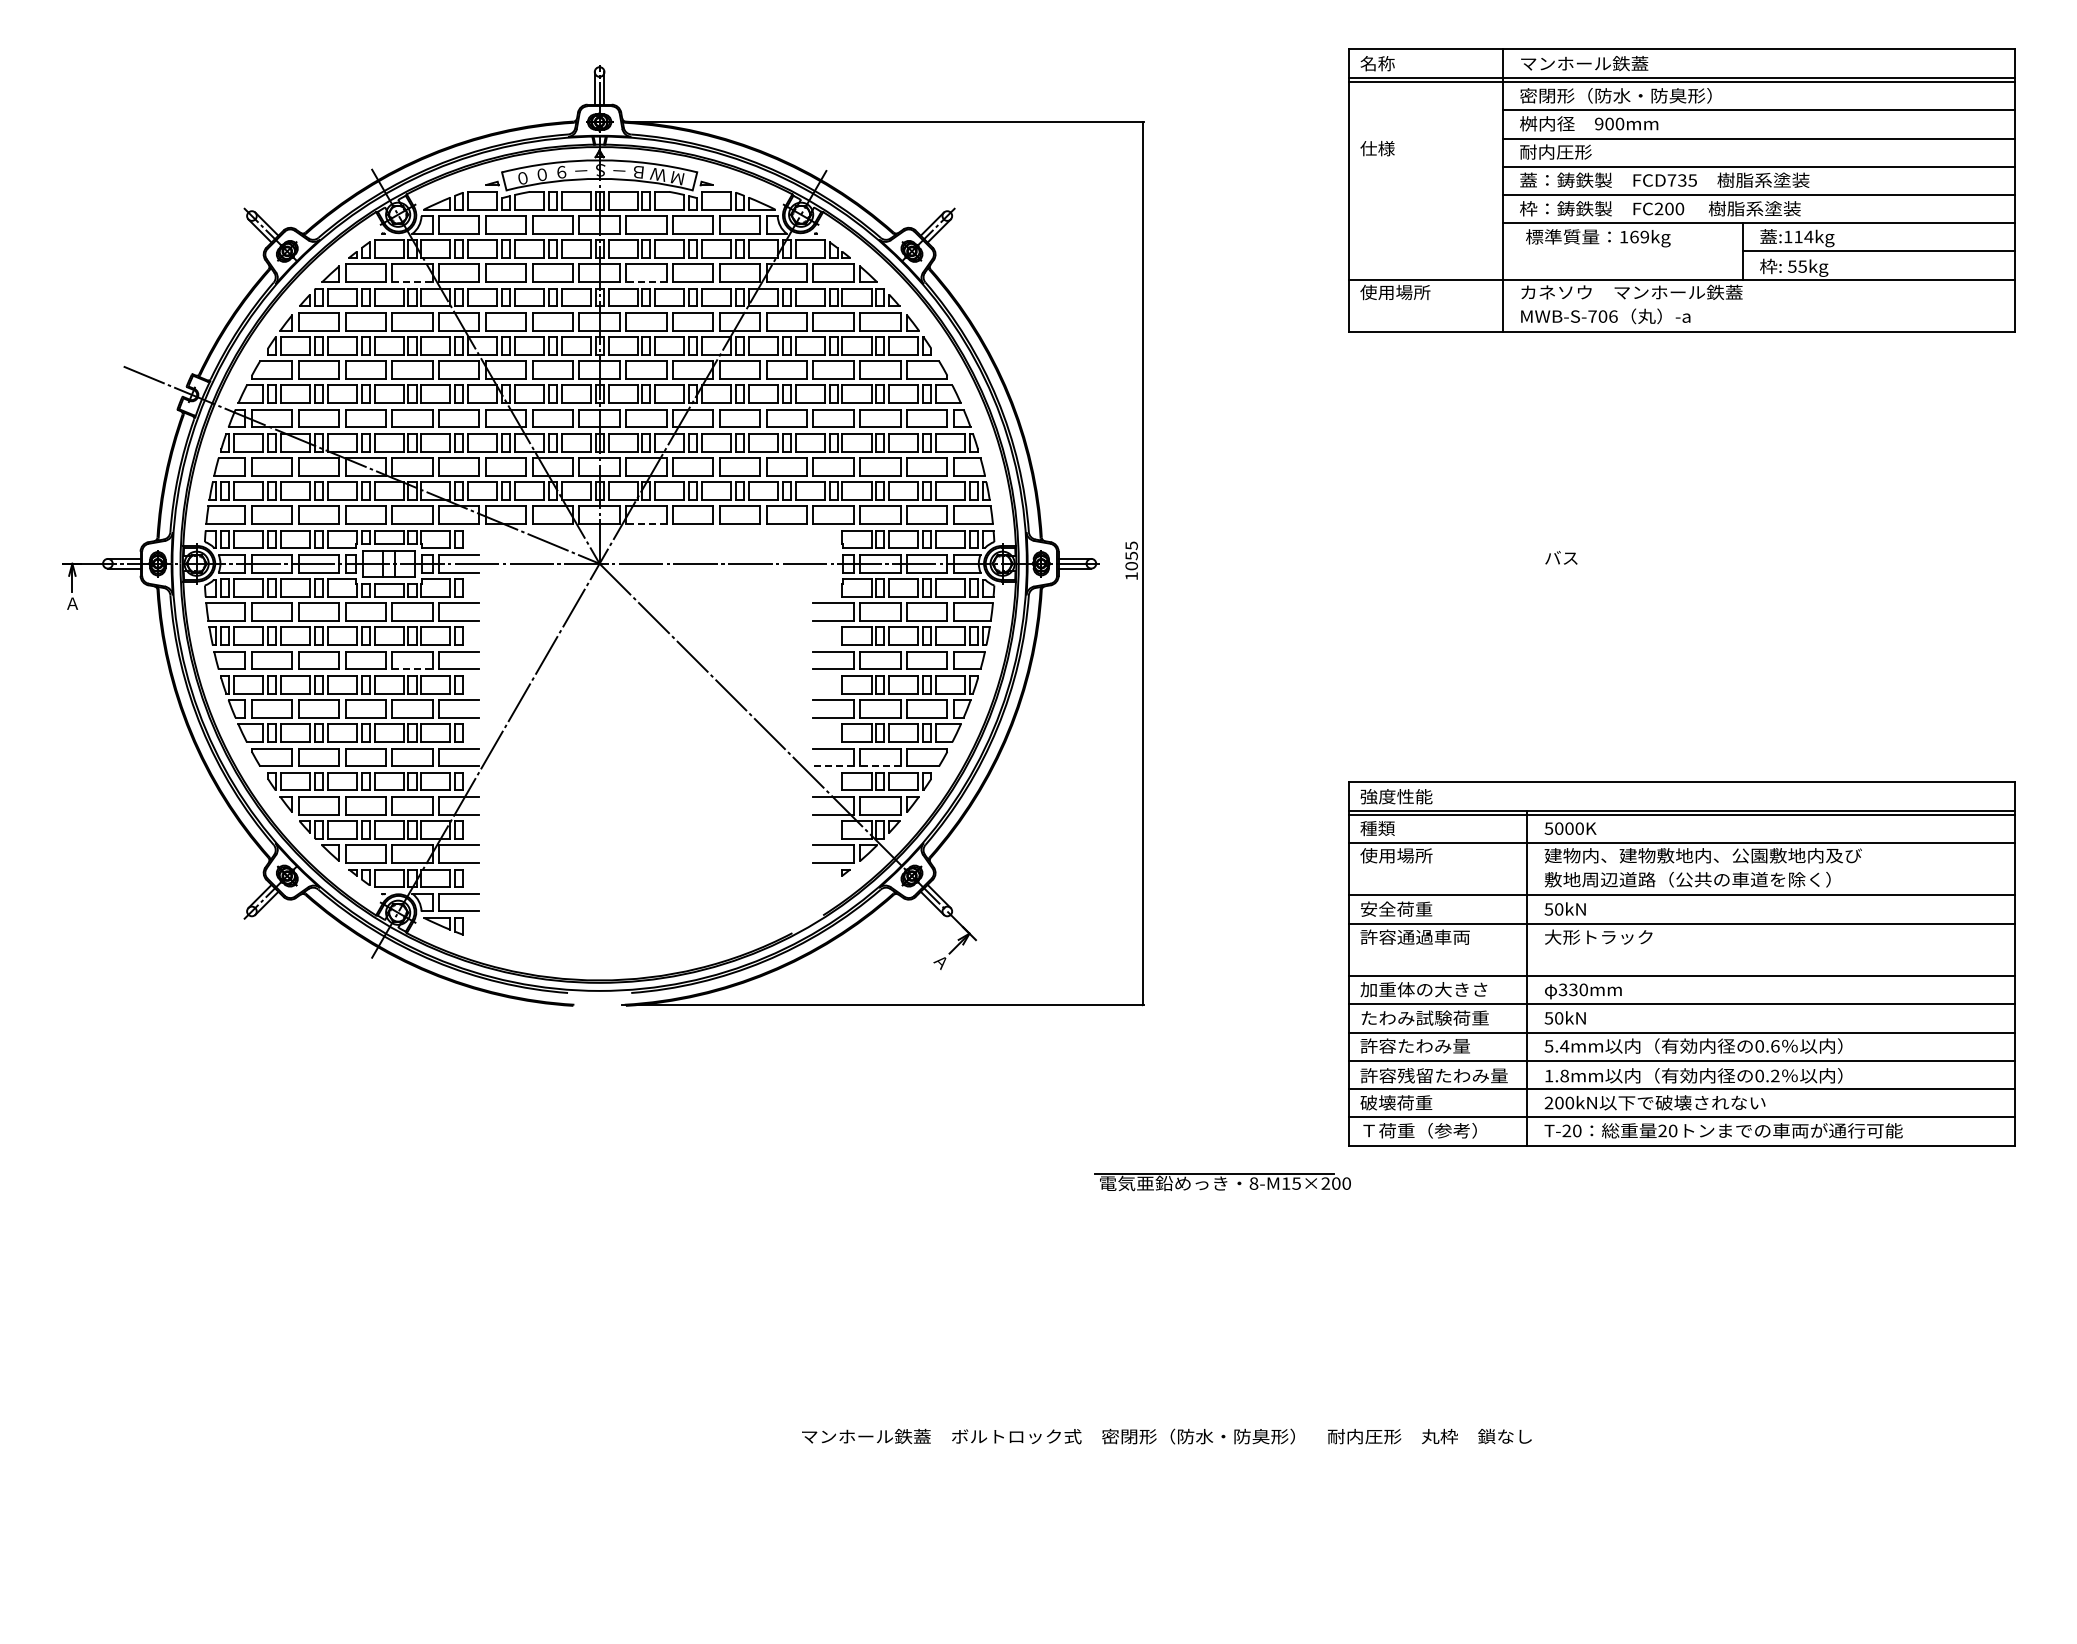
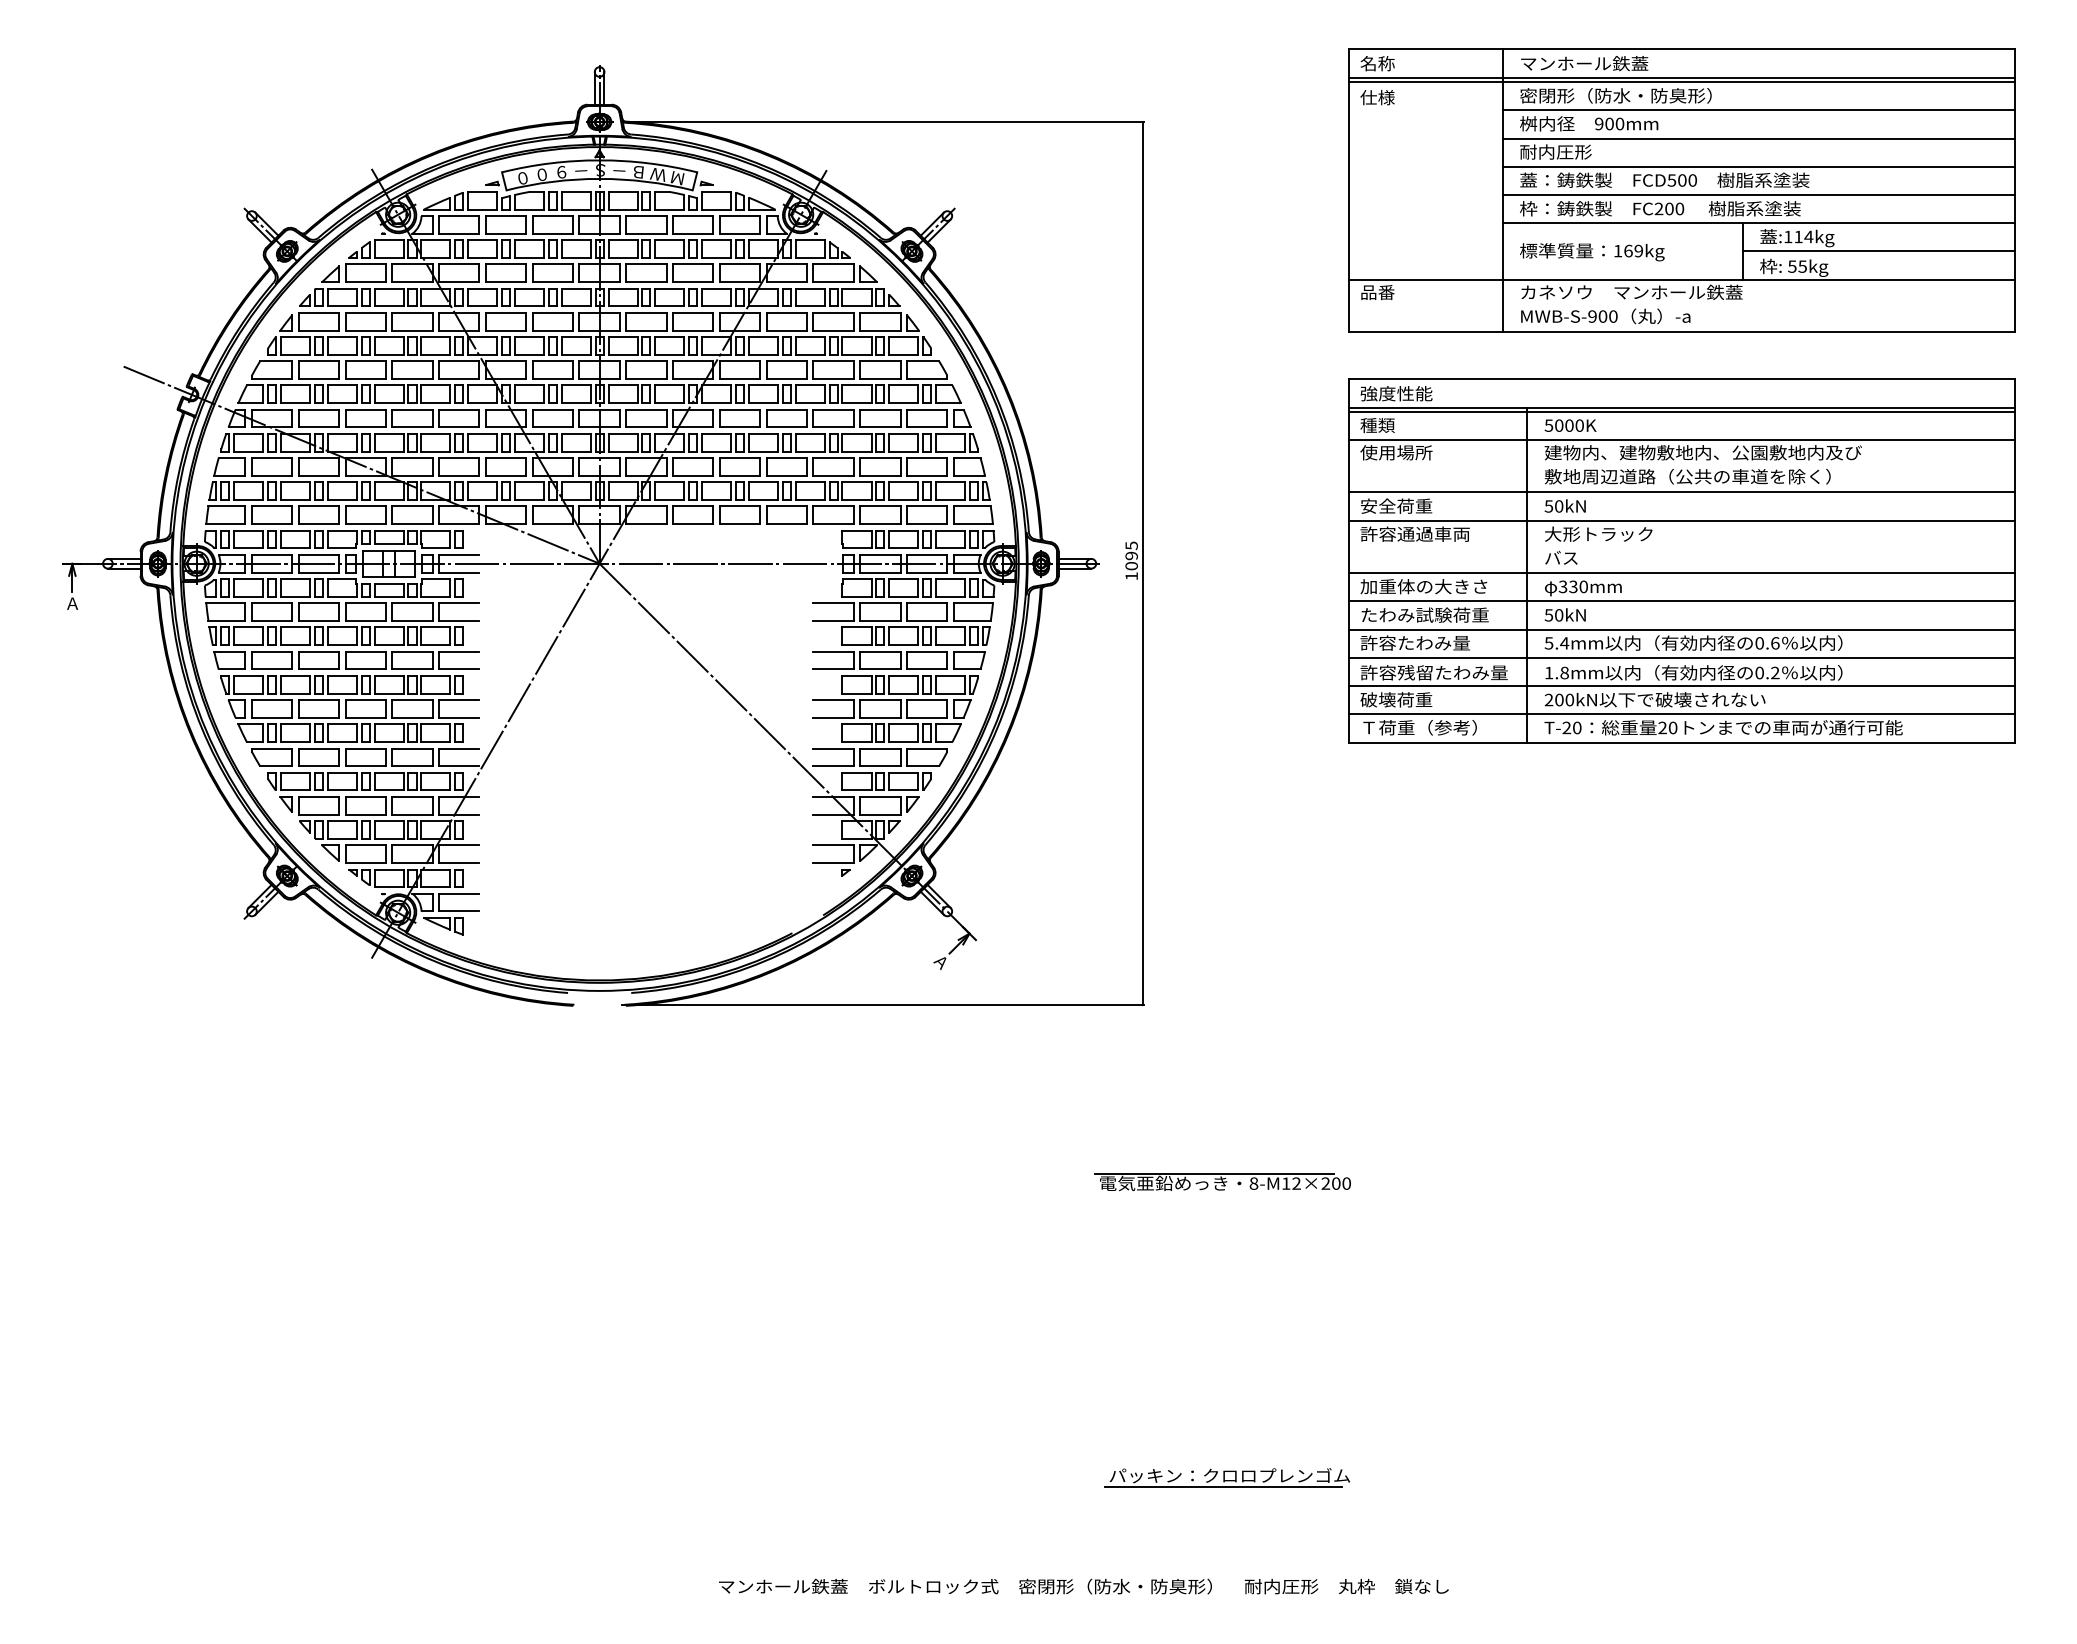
text position: (1377, 148) -> (1377, 97) (1377, 97)
text: FCD735 -> FCD500 (1681, 180)
text position: (1598, 238) -> (1592, 252) (1592, 252)
line: dashed -> solid (412, 282)
line: dashed -> solid (645, 282)
text: 使用場所 -> 品番 (1395, 292)
text: MWB-S-706 -> MWB-S-900 (1602, 316)
line: dashed -> solid (645, 524)
text: 1055 -> 1095 (1131, 555)
line: dashed -> solid (412, 669)
line: dashed -> solid (833, 766)
line: dashed -> solid (879, 766)
part position: (1681, 963) -> (1681, 560) (1681, 560)
text: 8-M15×200 -> 8-M12×200 (1296, 1183)
text position: (1166, 1436) -> (1083, 1586) (1083, 1586)
part: none -> present (1226, 1477)
